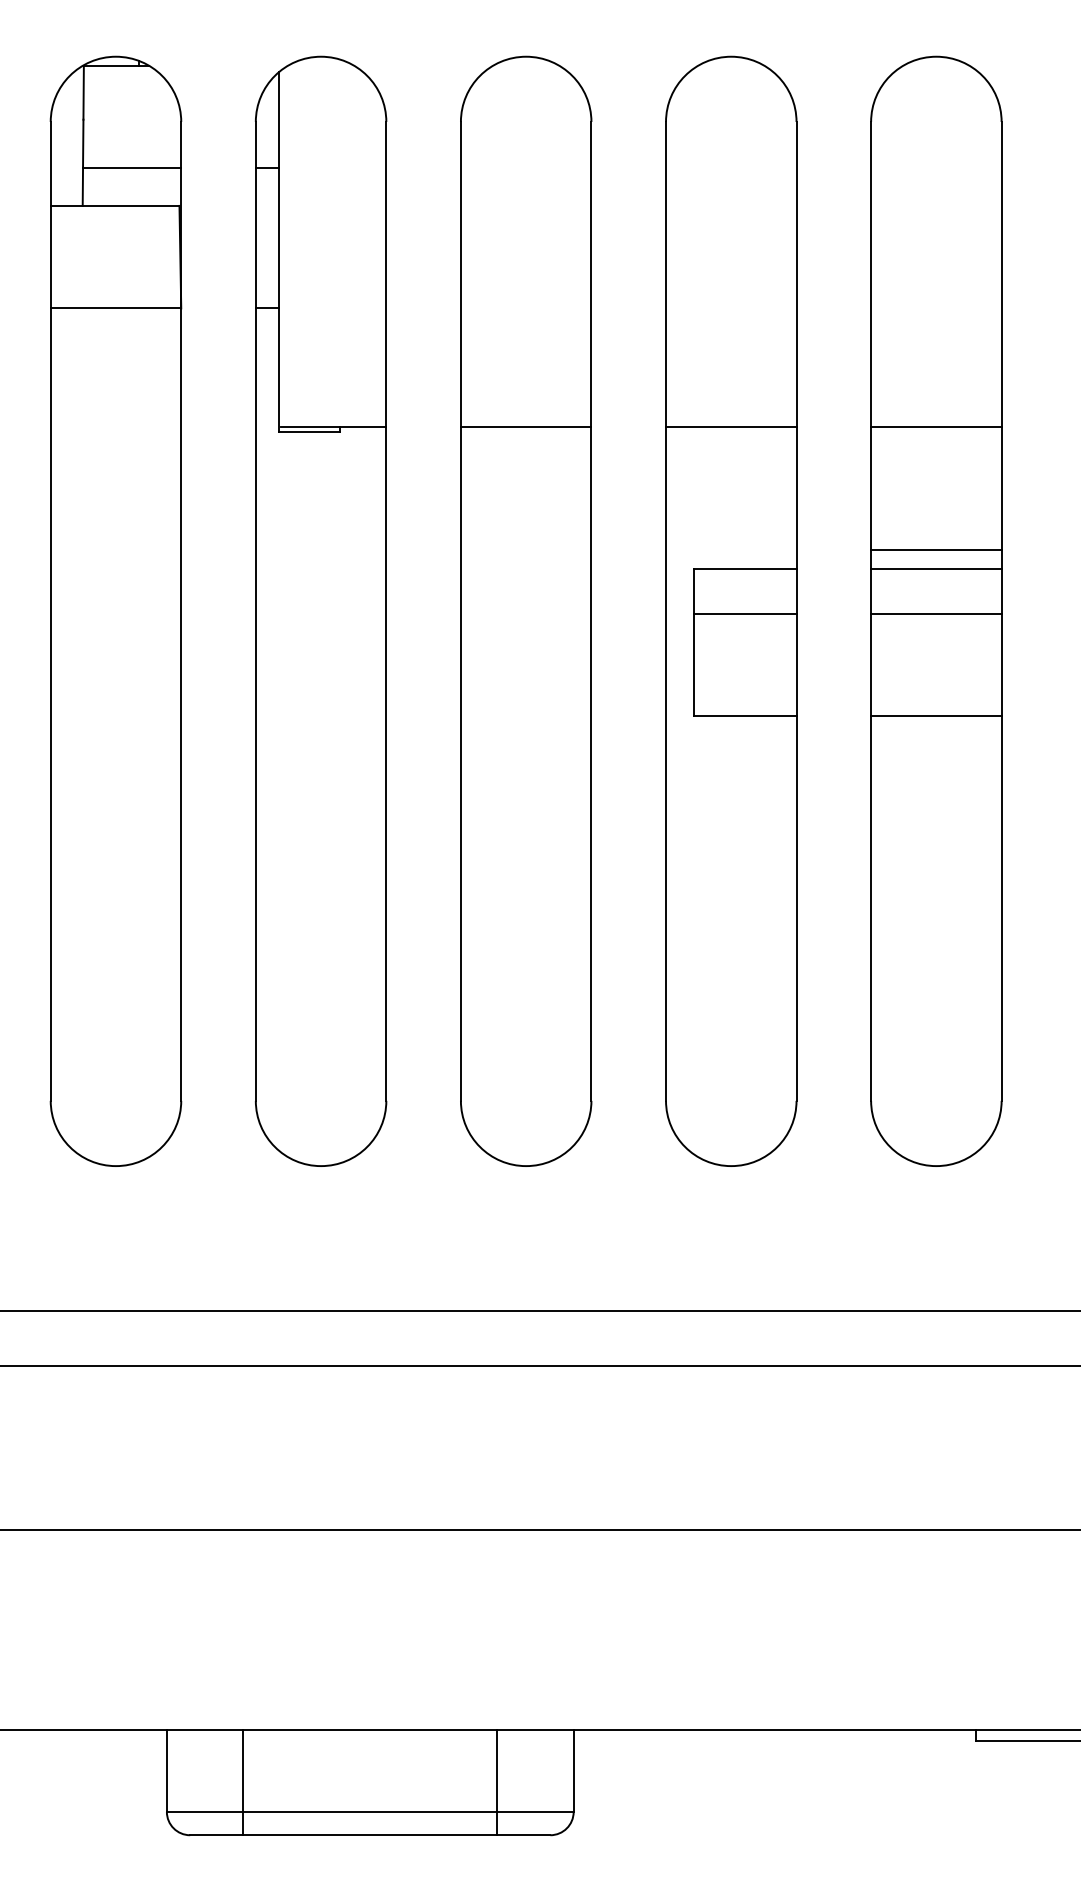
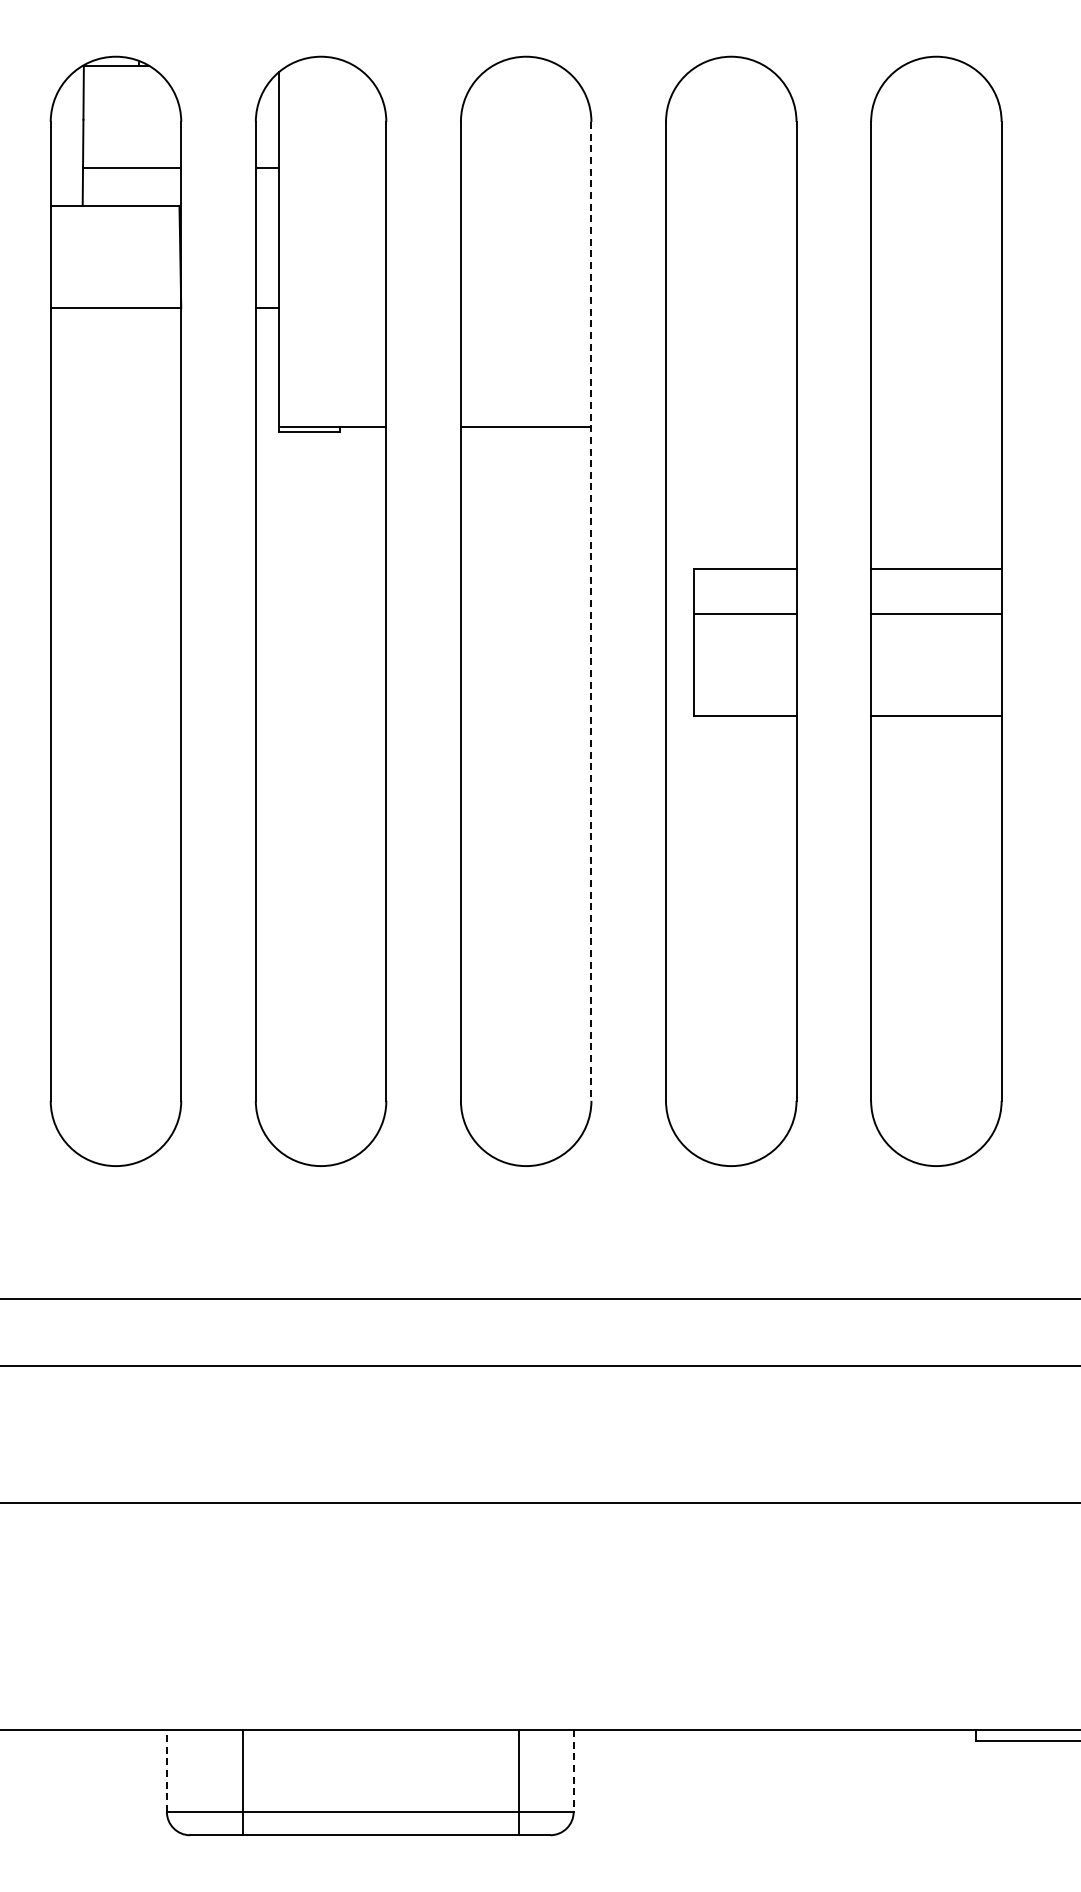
line: present -> none (731, 427)
line: present -> none (936, 427)
line: present -> none (936, 550)
line: solid -> dashed (591, 611)
line position: (539, 1311) -> (539, 1299) (539, 1299)
line position: (539, 1529) -> (539, 1502) (539, 1502)
line: solid -> dashed (166, 1771)
line: solid -> dashed (573, 1771)
line position: (497, 1782) -> (519, 1782) (519, 1782)
